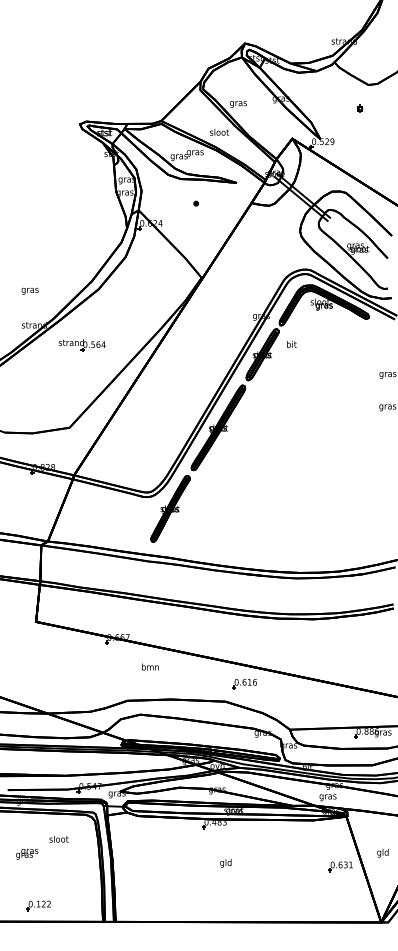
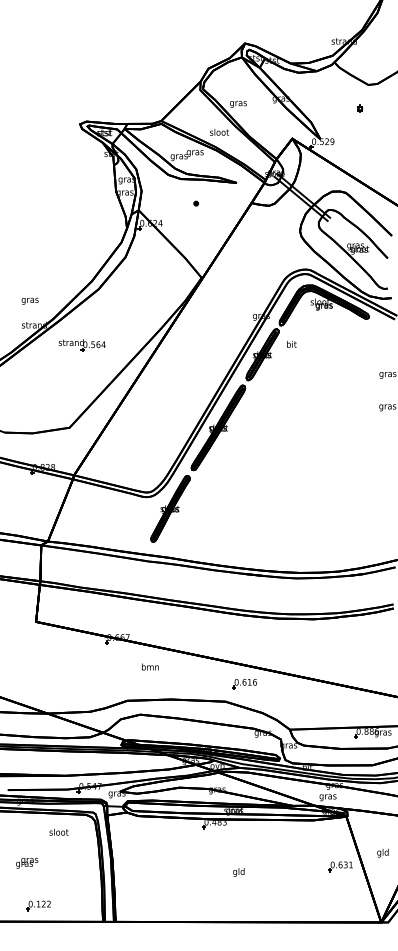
text position: (29, 290) -> (29, 300) (29, 300)
text position: (58, 838) -> (58, 831) (58, 831)
text position: (27, 854) -> (27, 863) (27, 863)
text position: (225, 863) -> (238, 872) (238, 872)
